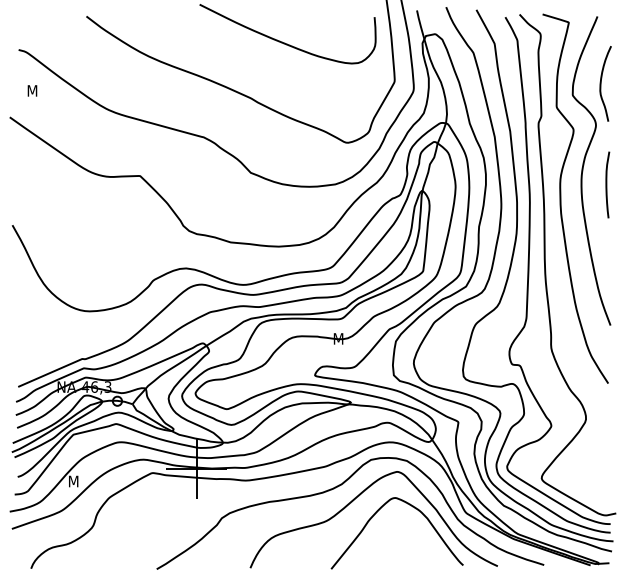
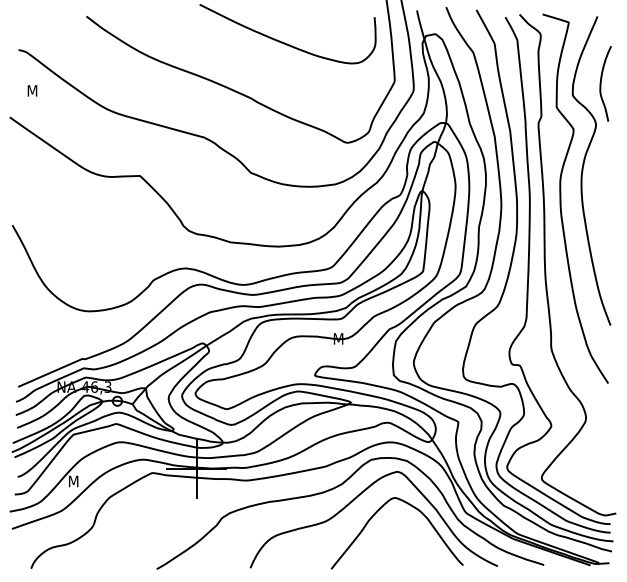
curve: present -> none (607, 184)
